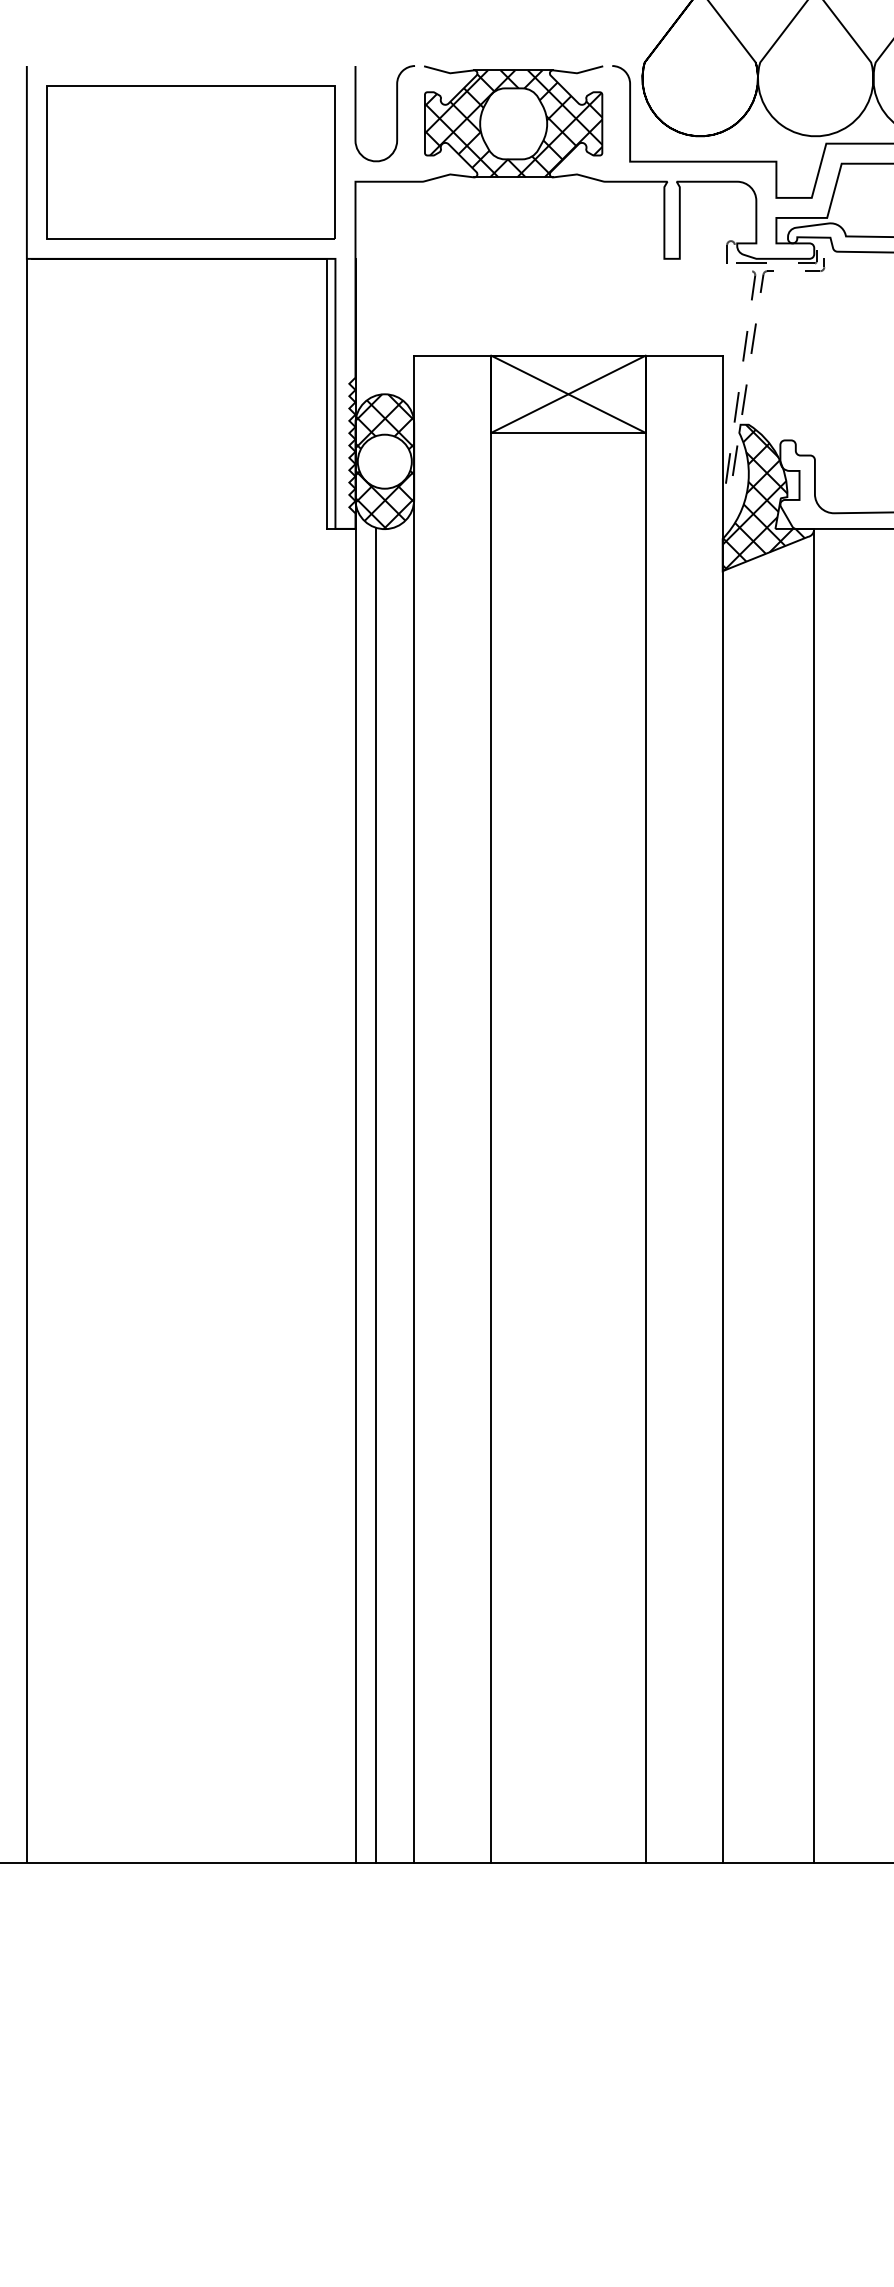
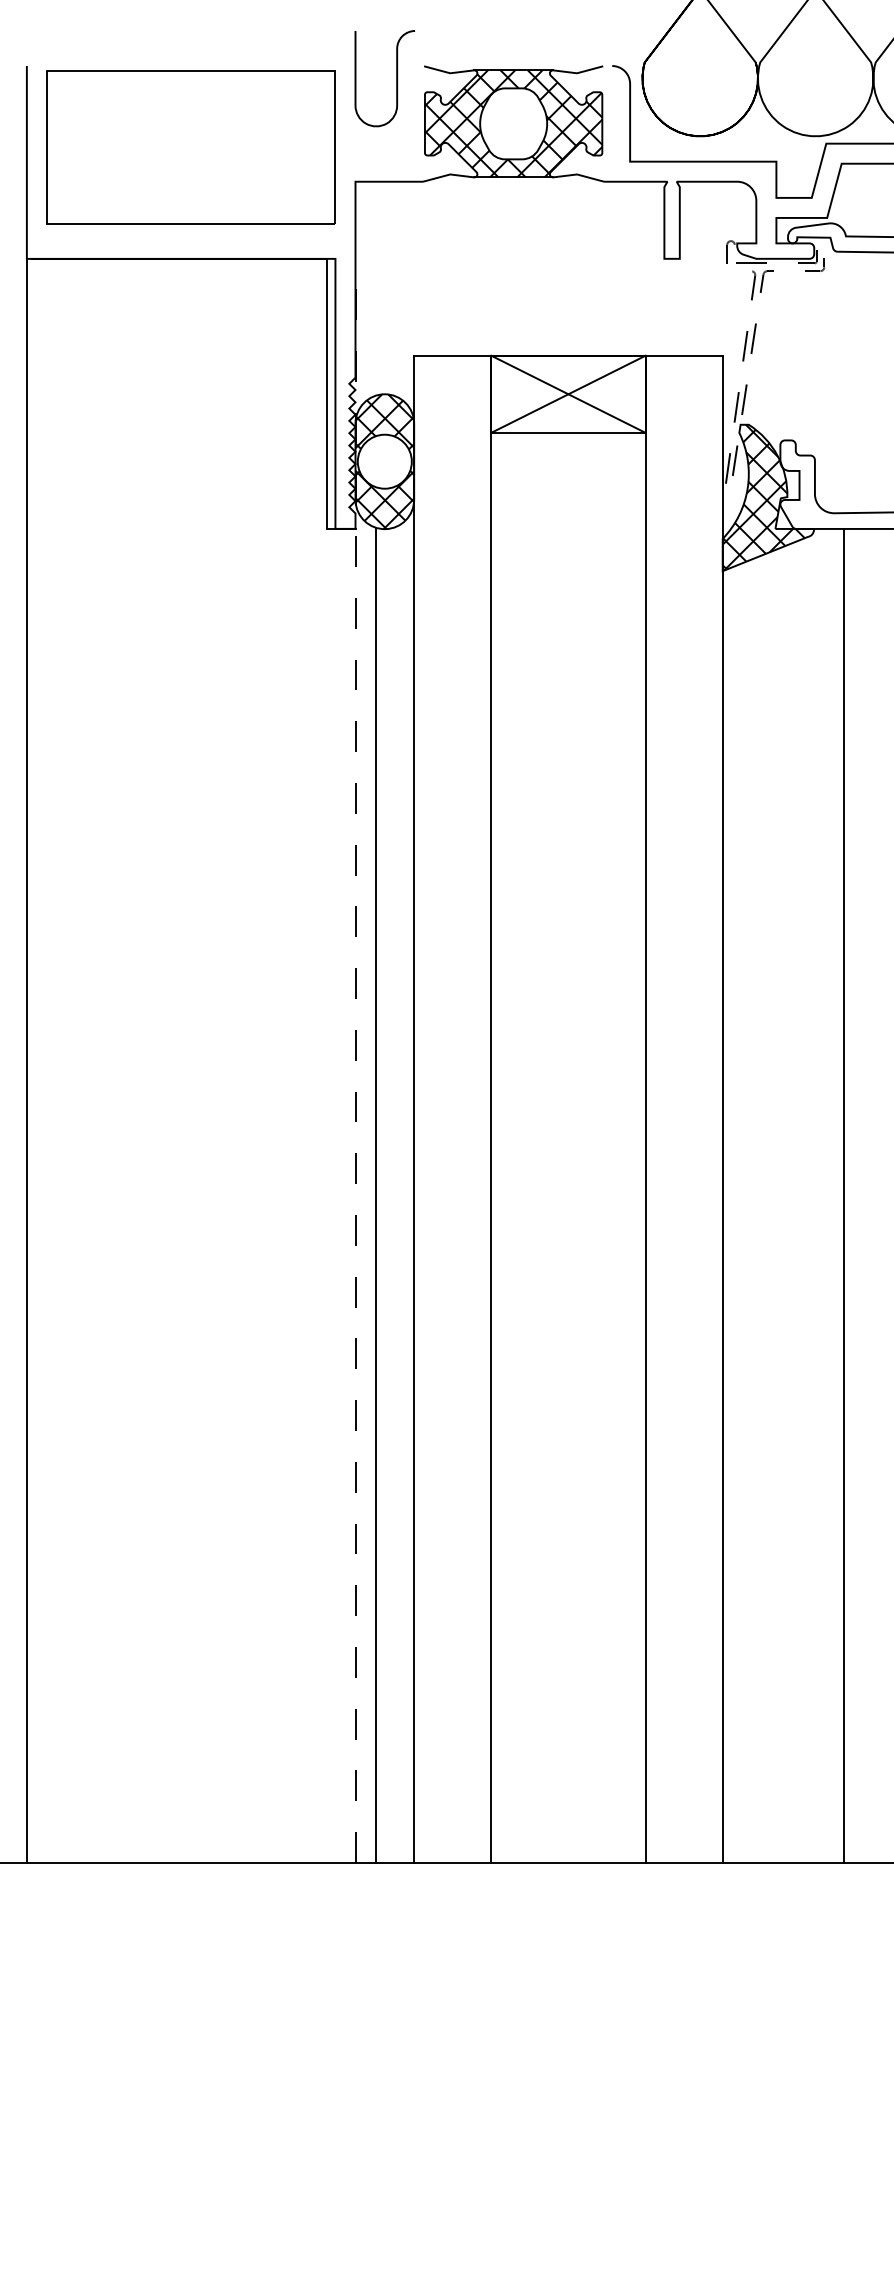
curve position: (396, 113) -> (396, 78) (396, 78)
part position: (190, 162) -> (190, 147) (190, 147)
line: solid -> dashed (355, 1060)
line position: (814, 1195) -> (844, 1195) (844, 1195)
